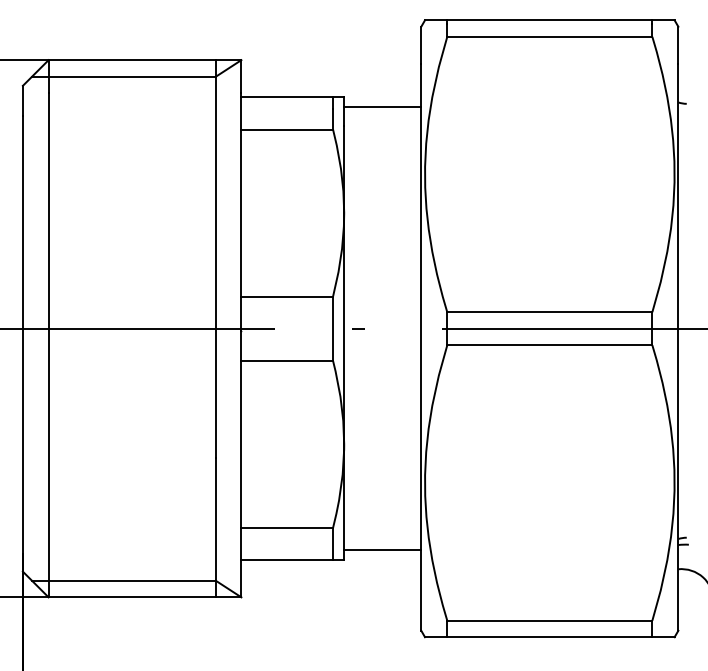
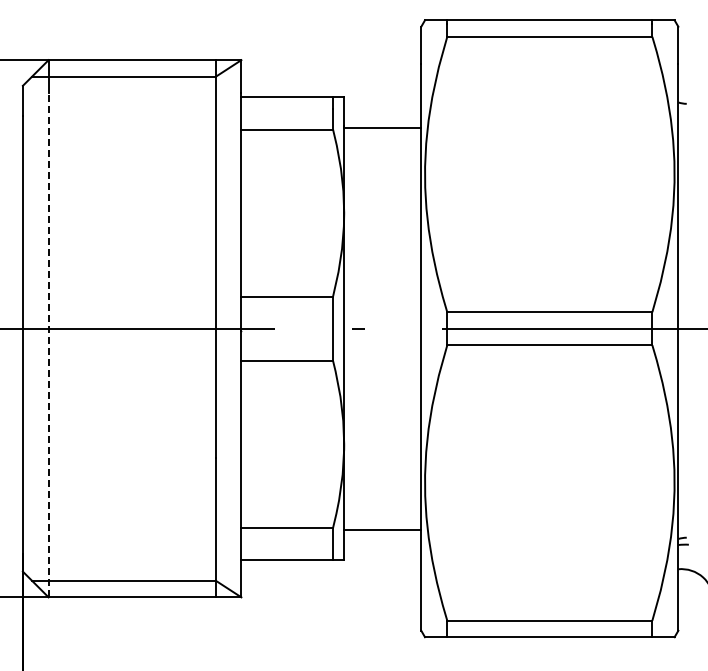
line position: (382, 107) -> (382, 128) (382, 128)
line: solid -> dashed (48, 344)
line position: (382, 550) -> (382, 530) (382, 530)
